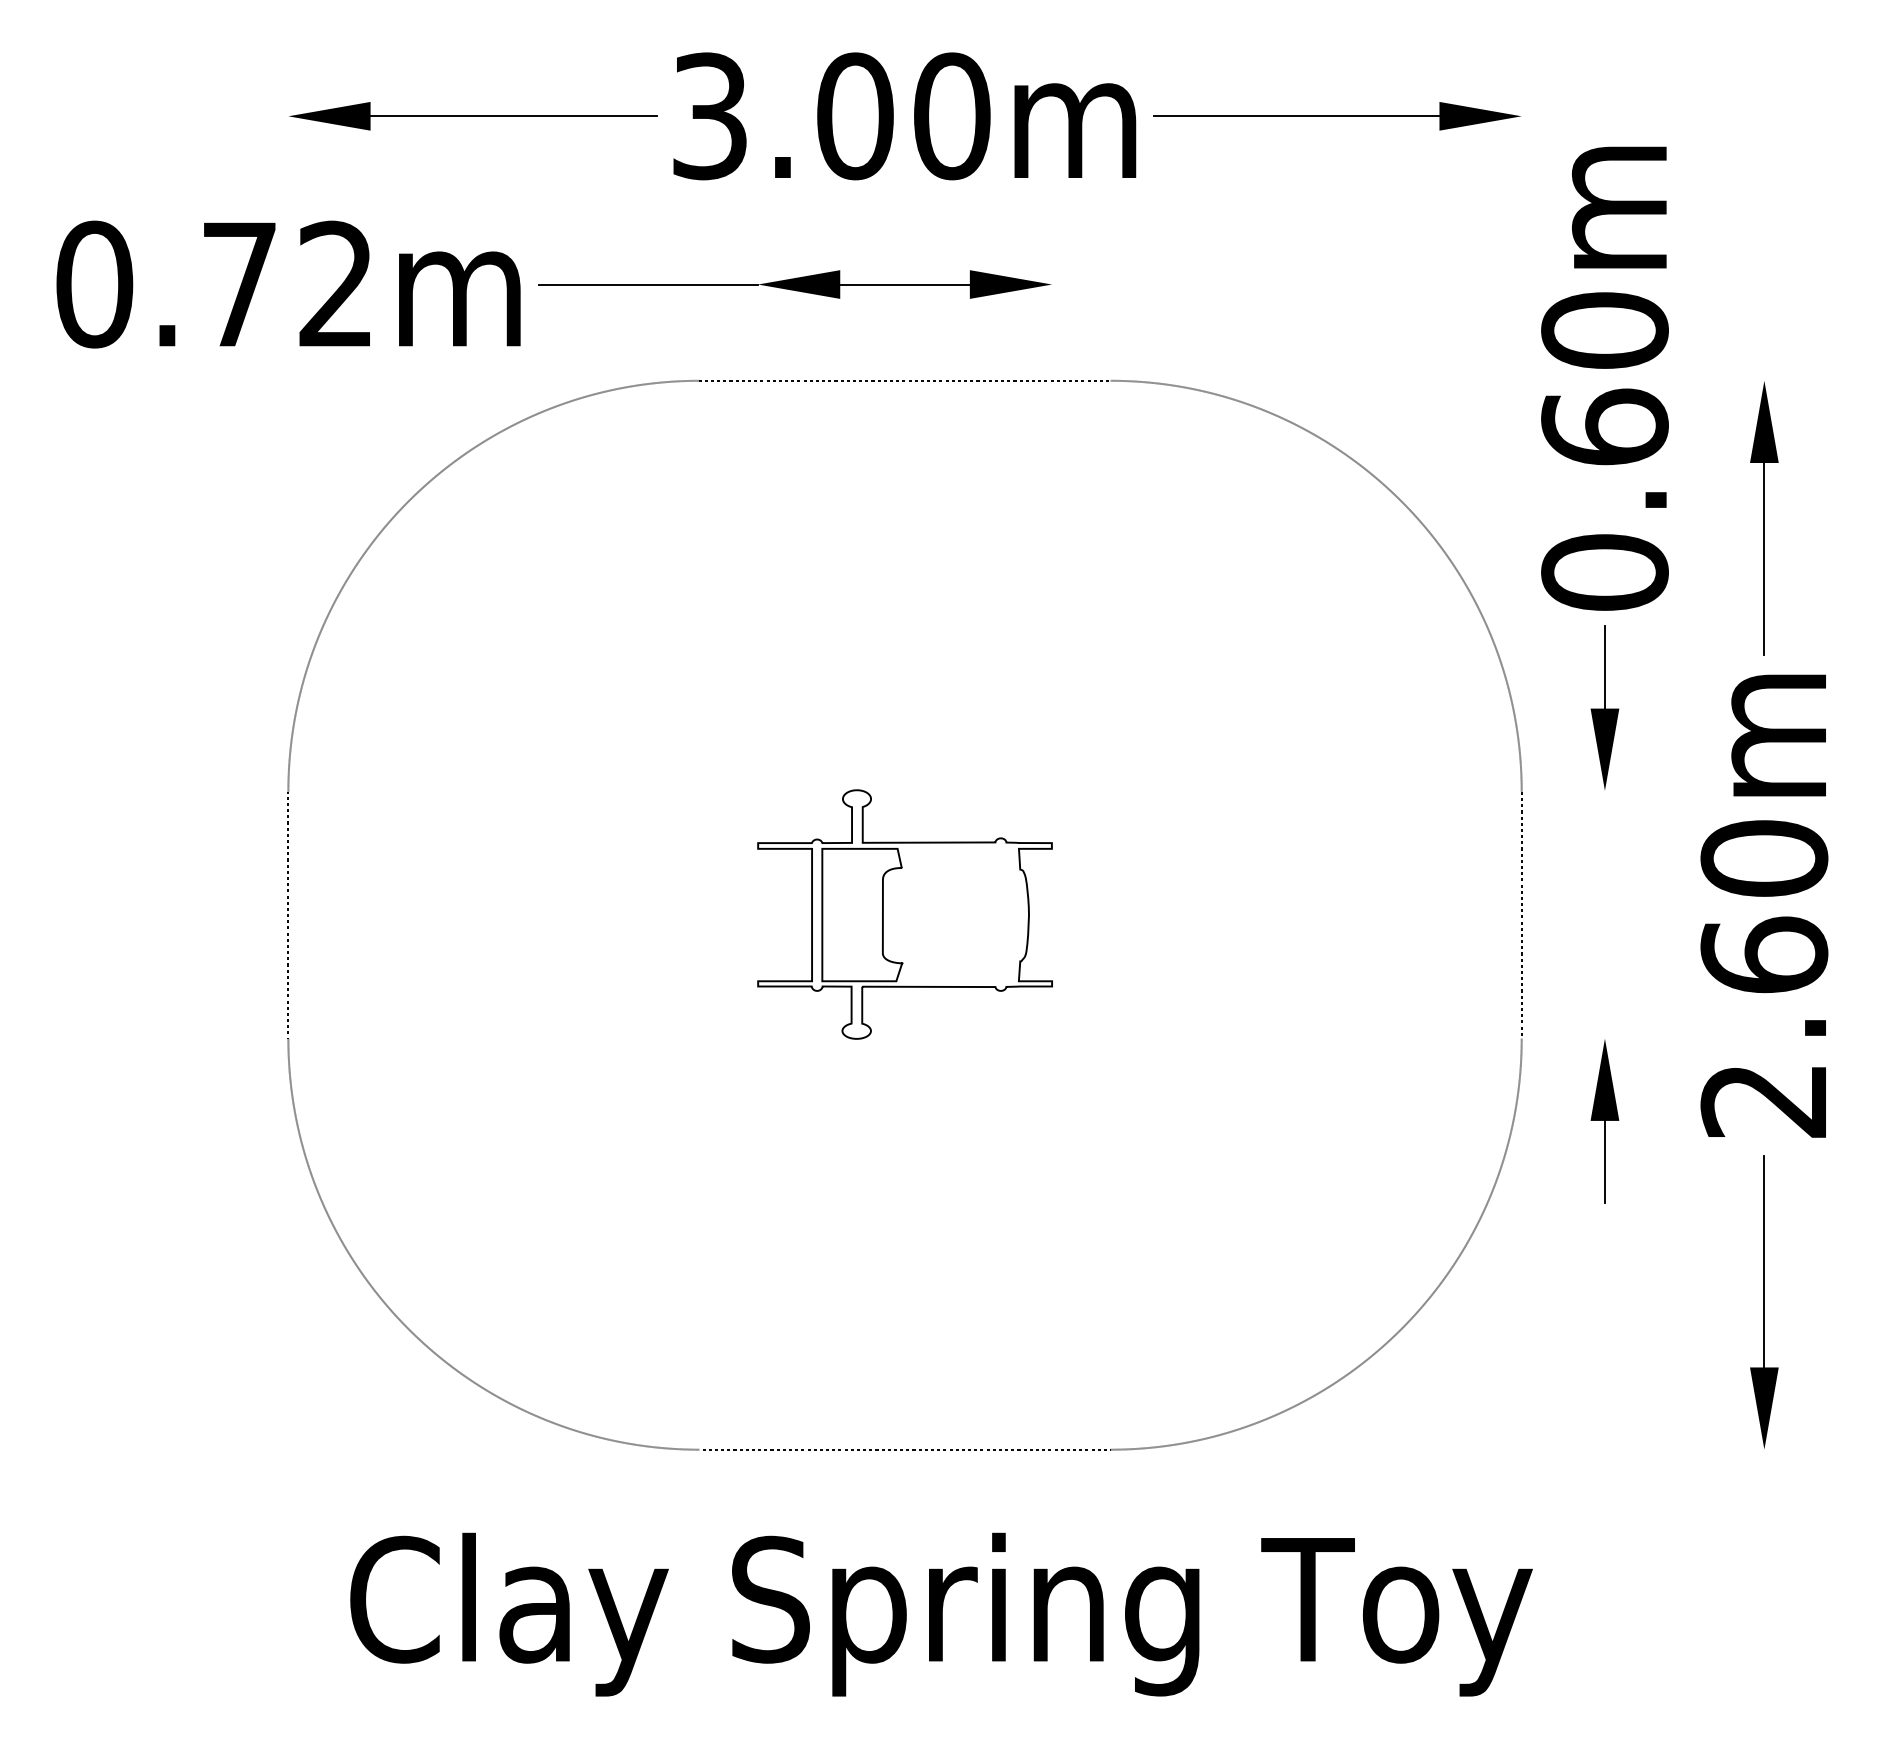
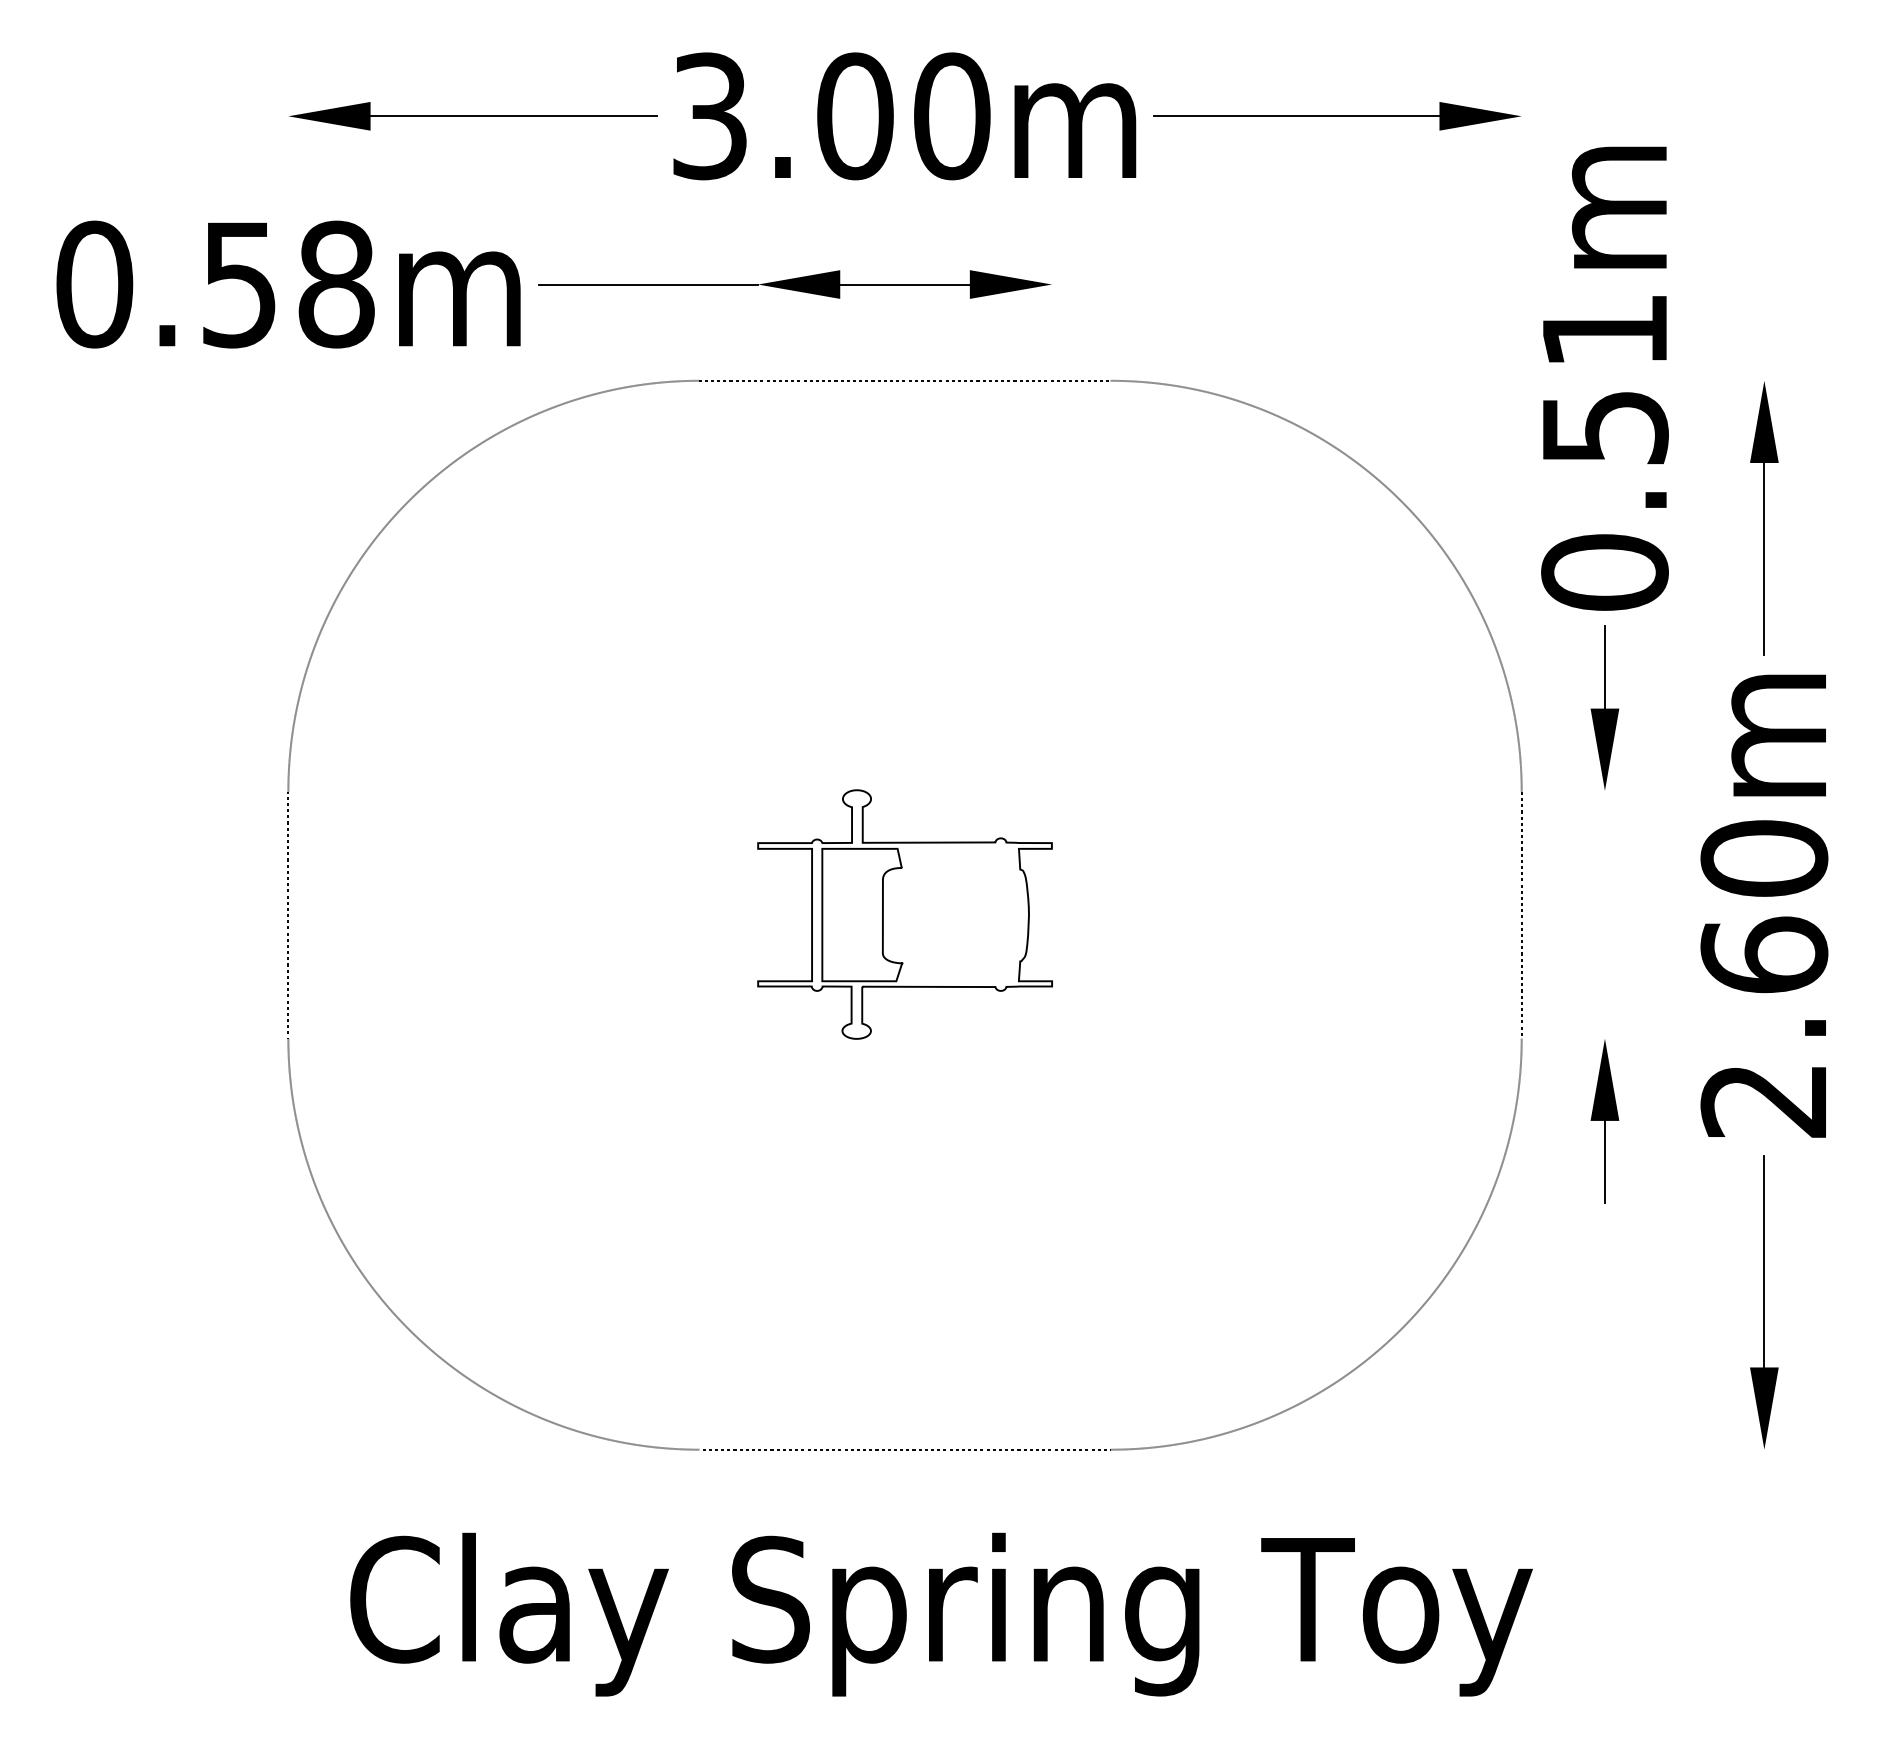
text: 0.72m -> 0.58m (288, 284)
text: 0.60m -> 0.51m (1604, 378)
